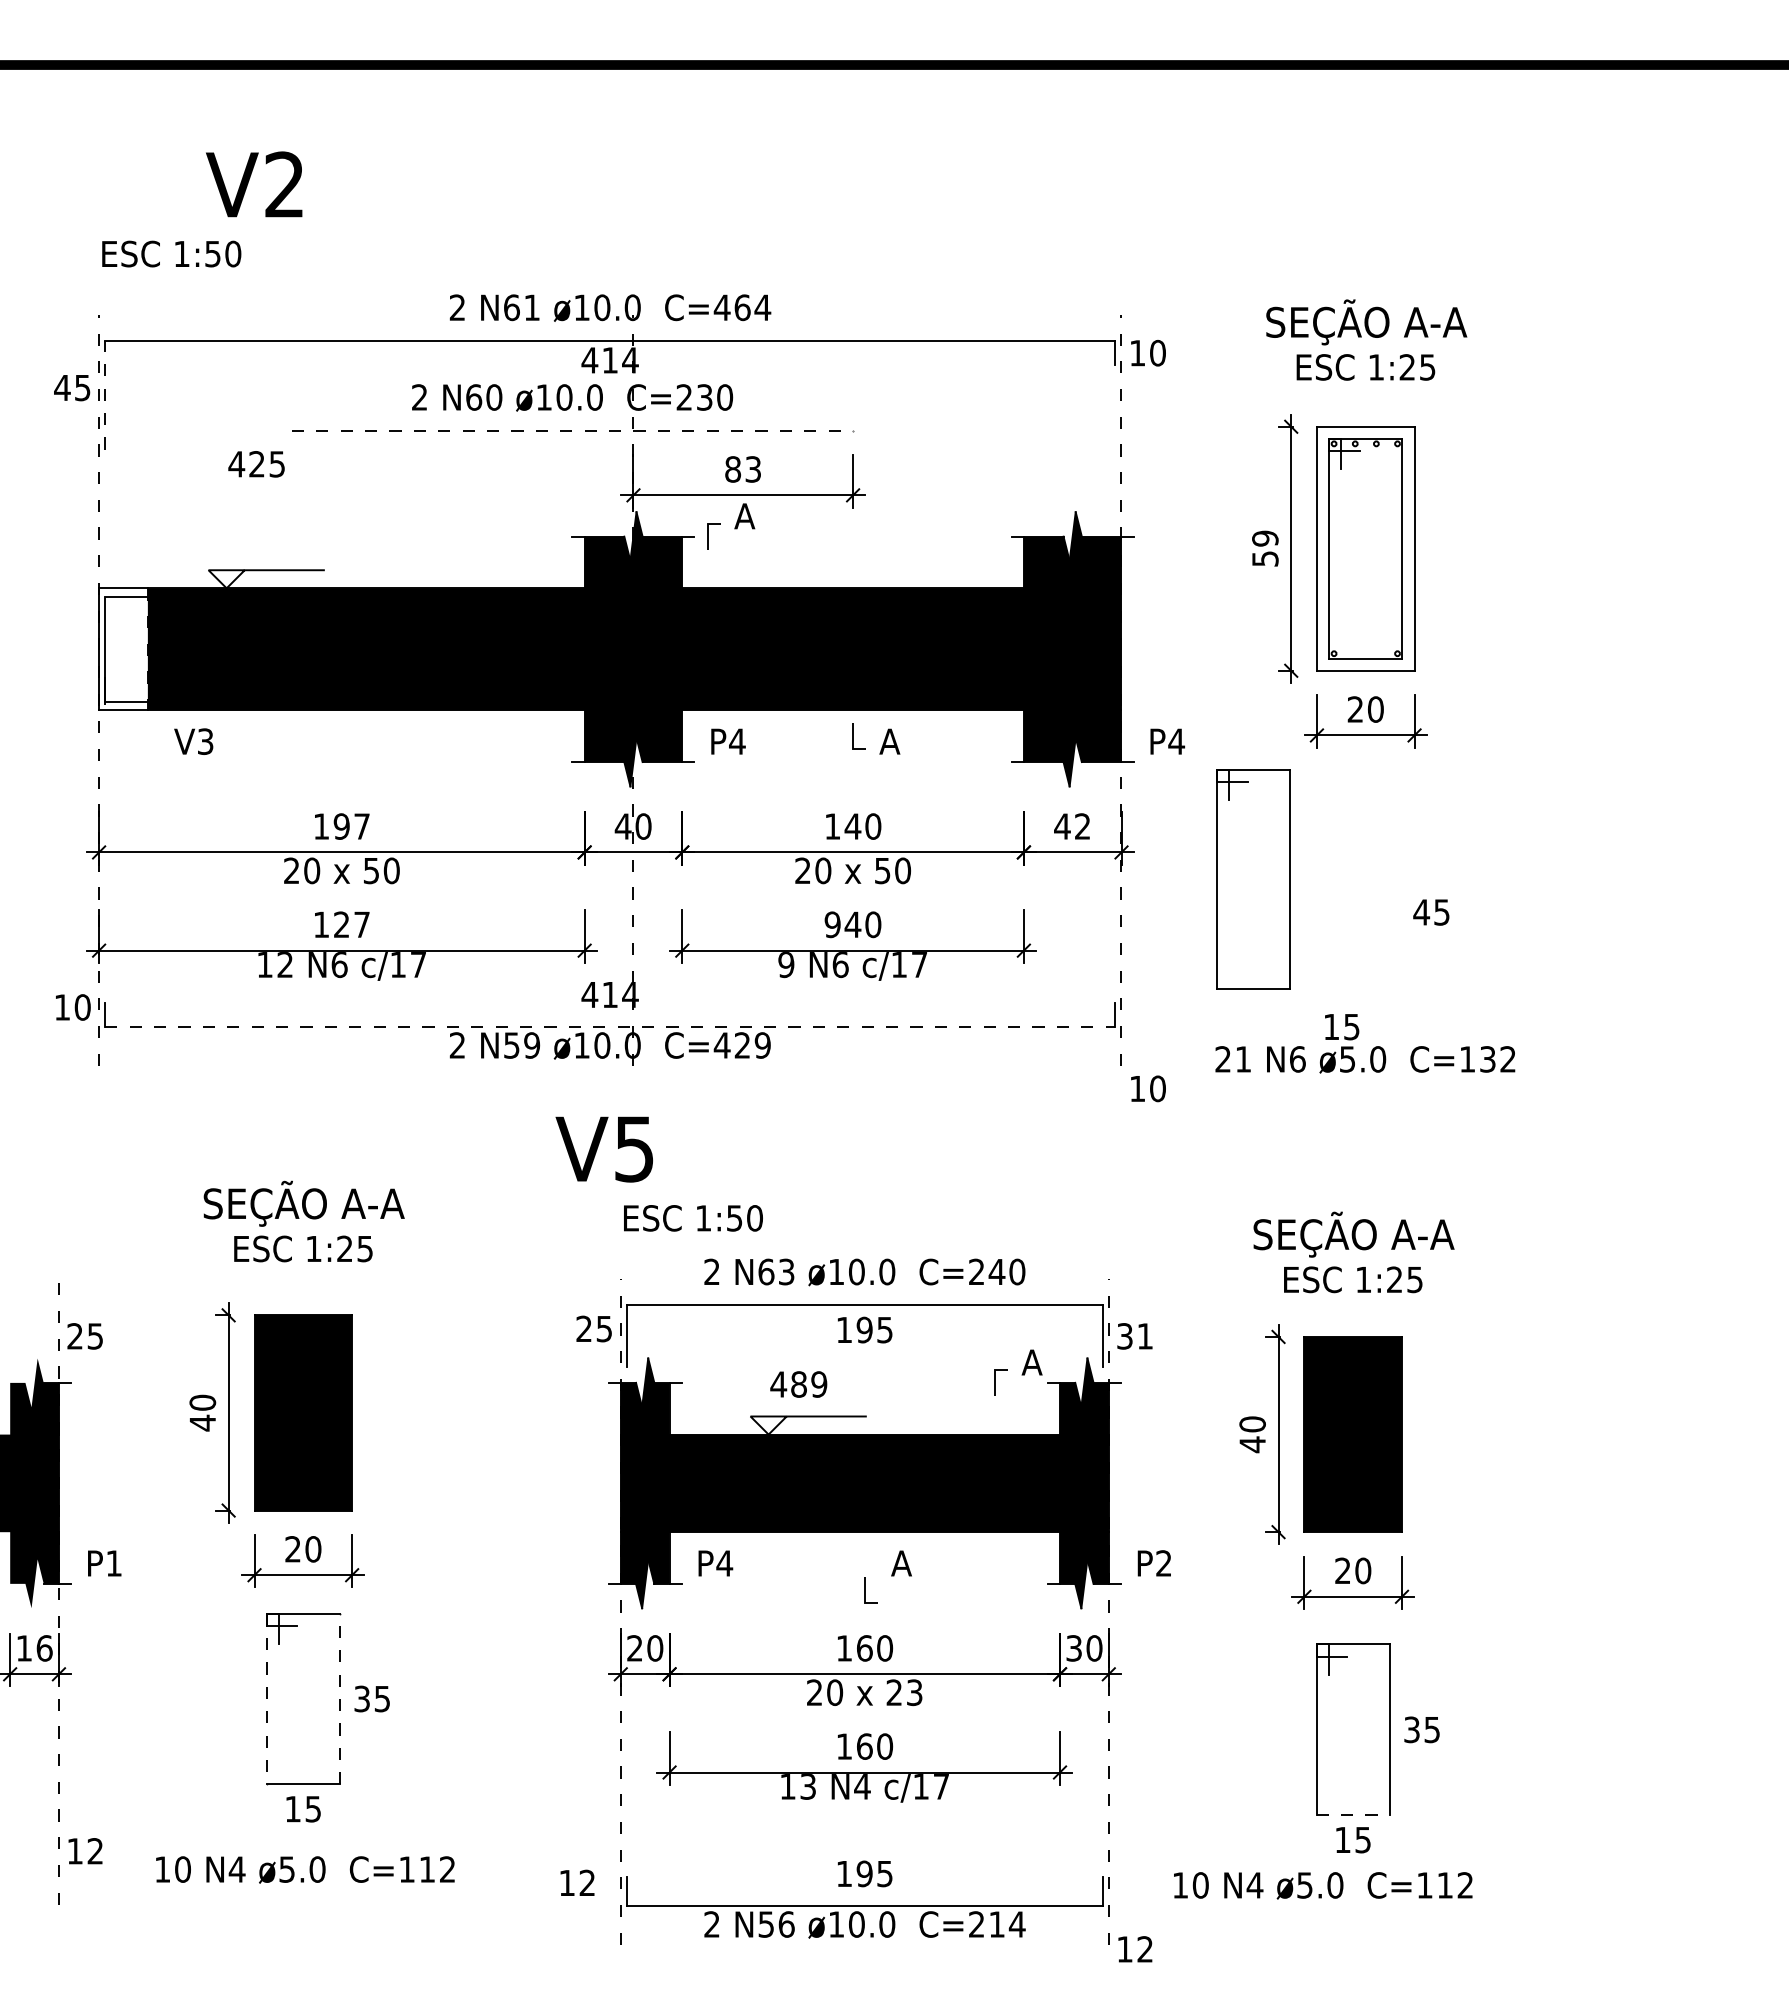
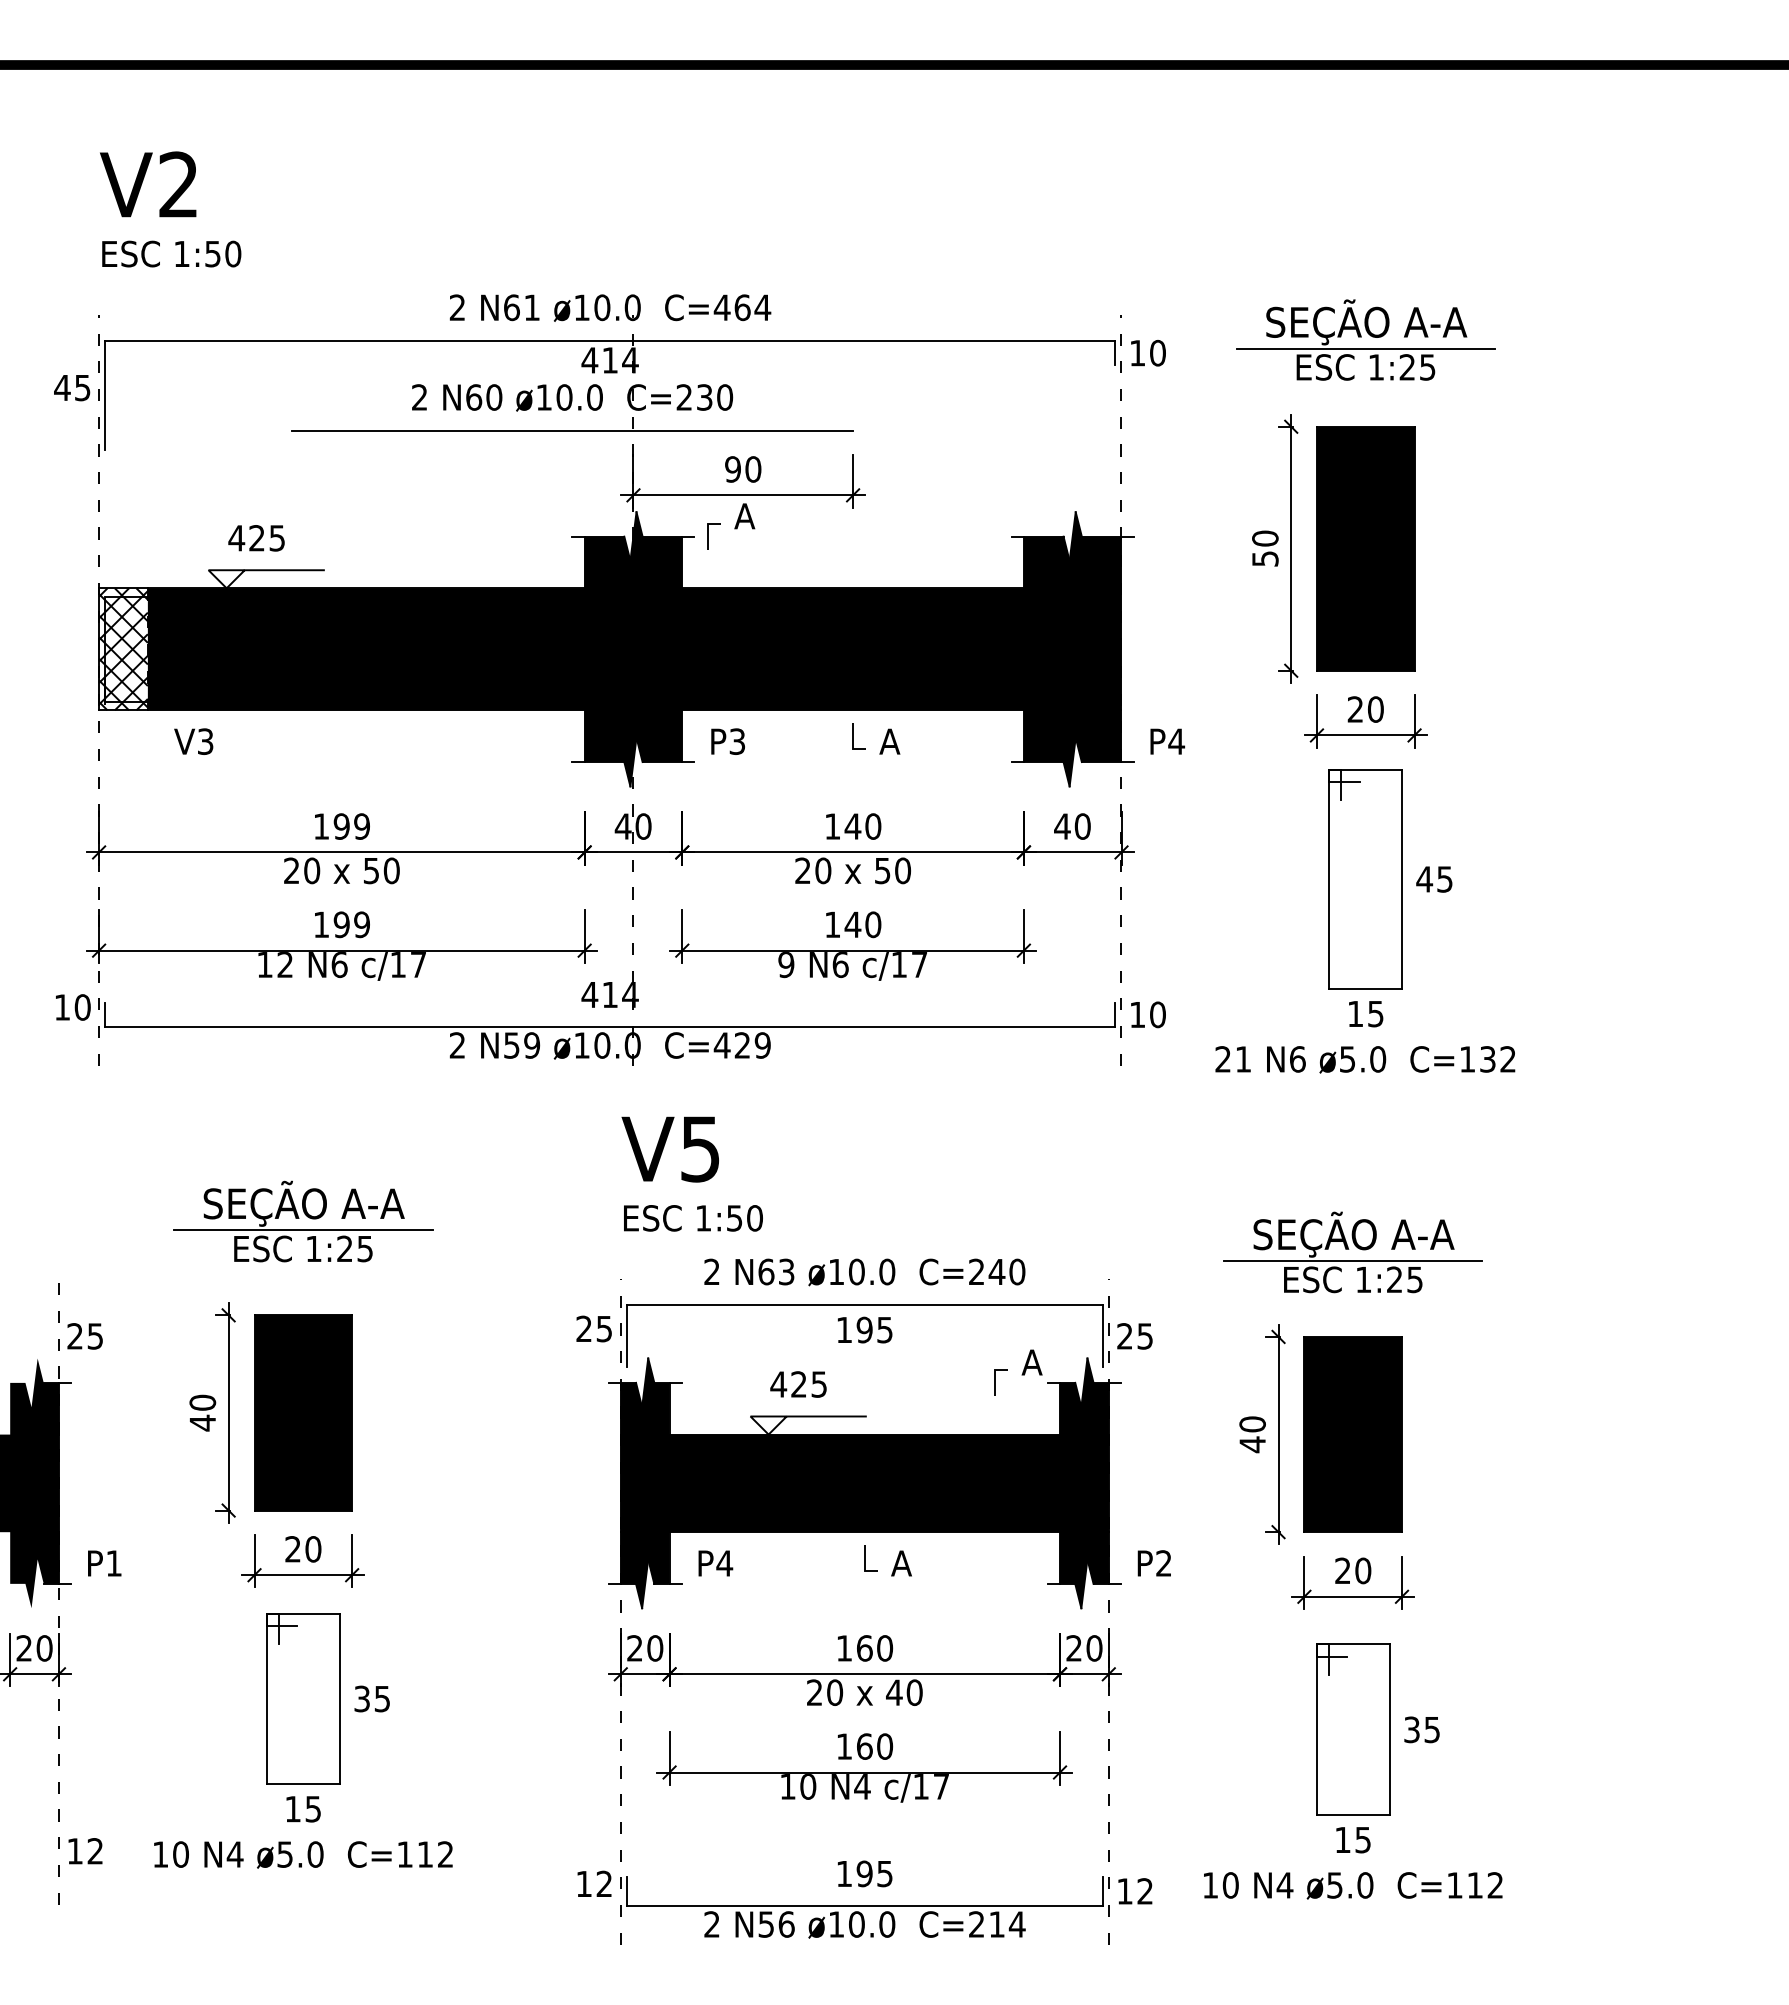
text position: (254, 184) -> (148, 184) (148, 184)
line: none -> present (1365, 349)
line: dashed -> solid (105, 394)
line: dashed -> solid (572, 430)
text position: (256, 464) -> (256, 538) (256, 538)
text: 83 -> 90 (743, 469)
text: 59 -> 50 (1265, 538)
fill: none -> present (1365, 548)
hatch: none -> present (123, 649)
text: P4 -> P3 (737, 741)
text: 197 -> 199 (361, 826)
text: 42 -> 40 (1082, 826)
part position: (1253, 879) -> (1365, 879) (1365, 879)
text position: (1431, 912) -> (1434, 879) (1434, 879)
text: 127 -> 199 (351, 924)
text: 940 -> 140 (832, 924)
line: dashed -> solid (610, 1027)
text position: (1342, 1027) -> (1366, 1014) (1366, 1014)
text position: (1148, 1088) -> (1148, 1014) (1148, 1014)
text position: (603, 1149) -> (669, 1149) (669, 1149)
line: none -> present (303, 1230)
line: none -> present (1352, 1261)
text: 31 -> 25 (1134, 1336)
text: 489 -> 425 (809, 1384)
line position: (865, 1590) -> (865, 1558) (865, 1558)
text: 16 -> 20 (34, 1648)
text: 30 -> 20 (1073, 1648)
text: 23 -> 40 (904, 1692)
line: dashed -> solid (339, 1698)
line: dashed -> solid (266, 1699)
text: 13 -> 10 (808, 1786)
line: dashed -> solid (1353, 1815)
text position: (305, 1869) -> (303, 1854) (303, 1854)
text position: (577, 1882) -> (594, 1883) (594, 1883)
text position: (1323, 1885) -> (1353, 1885) (1353, 1885)
text position: (1135, 1949) -> (1135, 1891) (1135, 1891)
